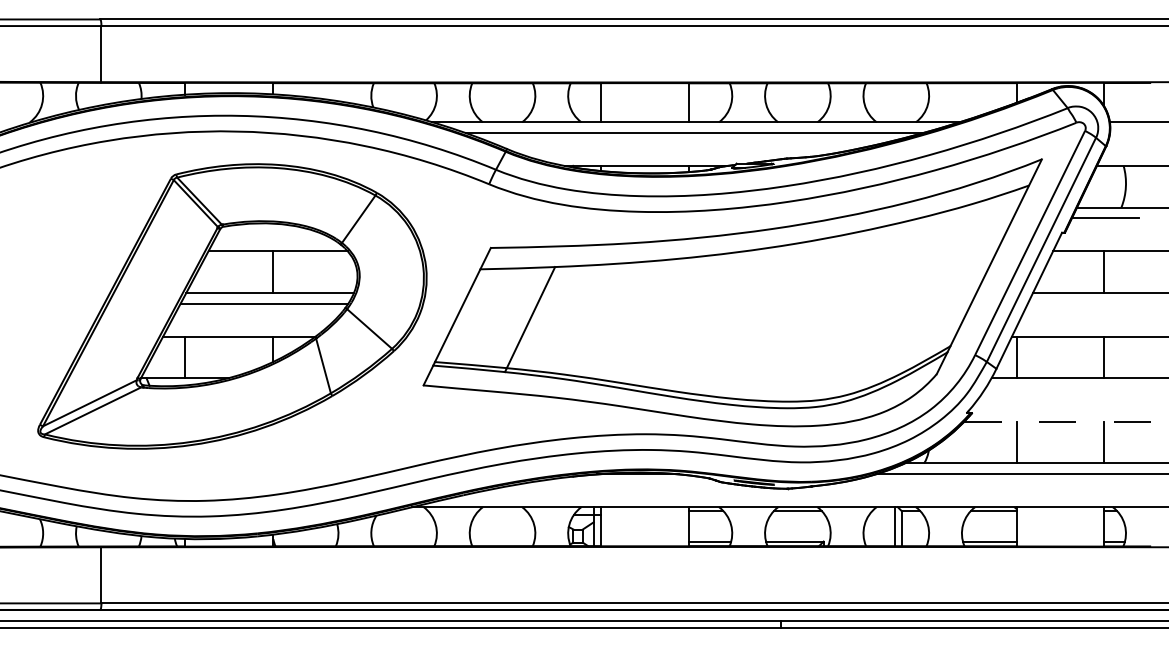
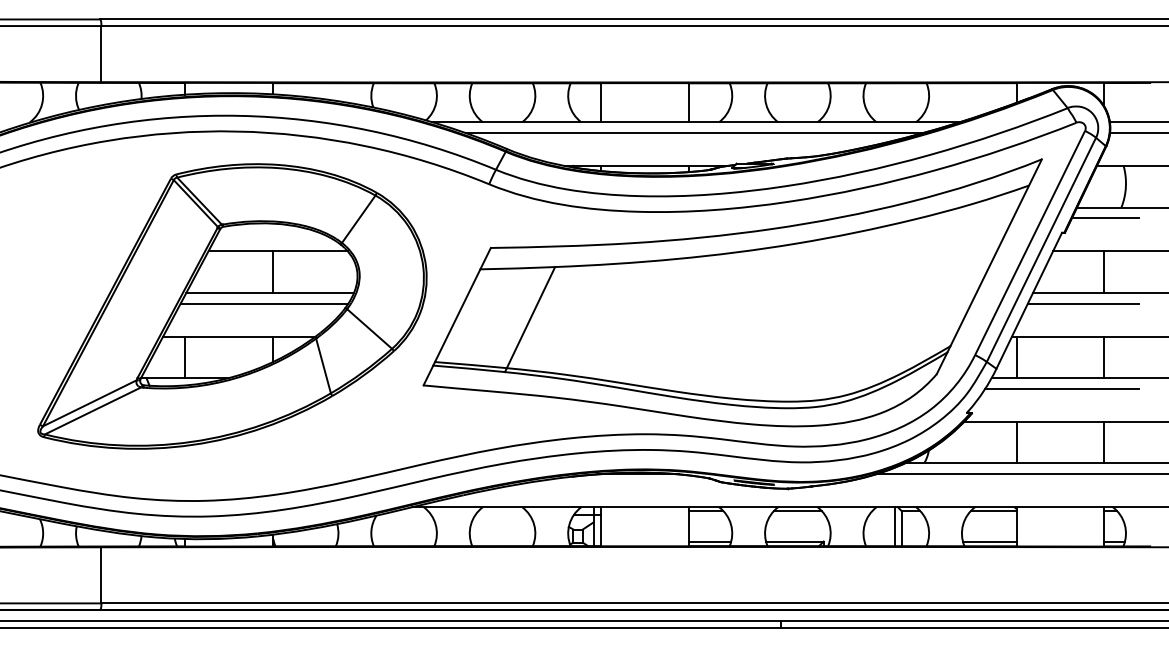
line: none -> present (1137, 133)
line: none -> present (1082, 303)
line: none -> present (1061, 389)
line: dashed -> solid (1066, 421)
